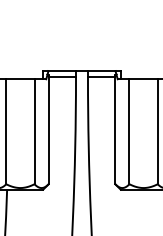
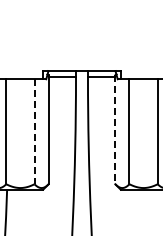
line: solid -> dashed (115, 130)
line: solid -> dashed (34, 132)
